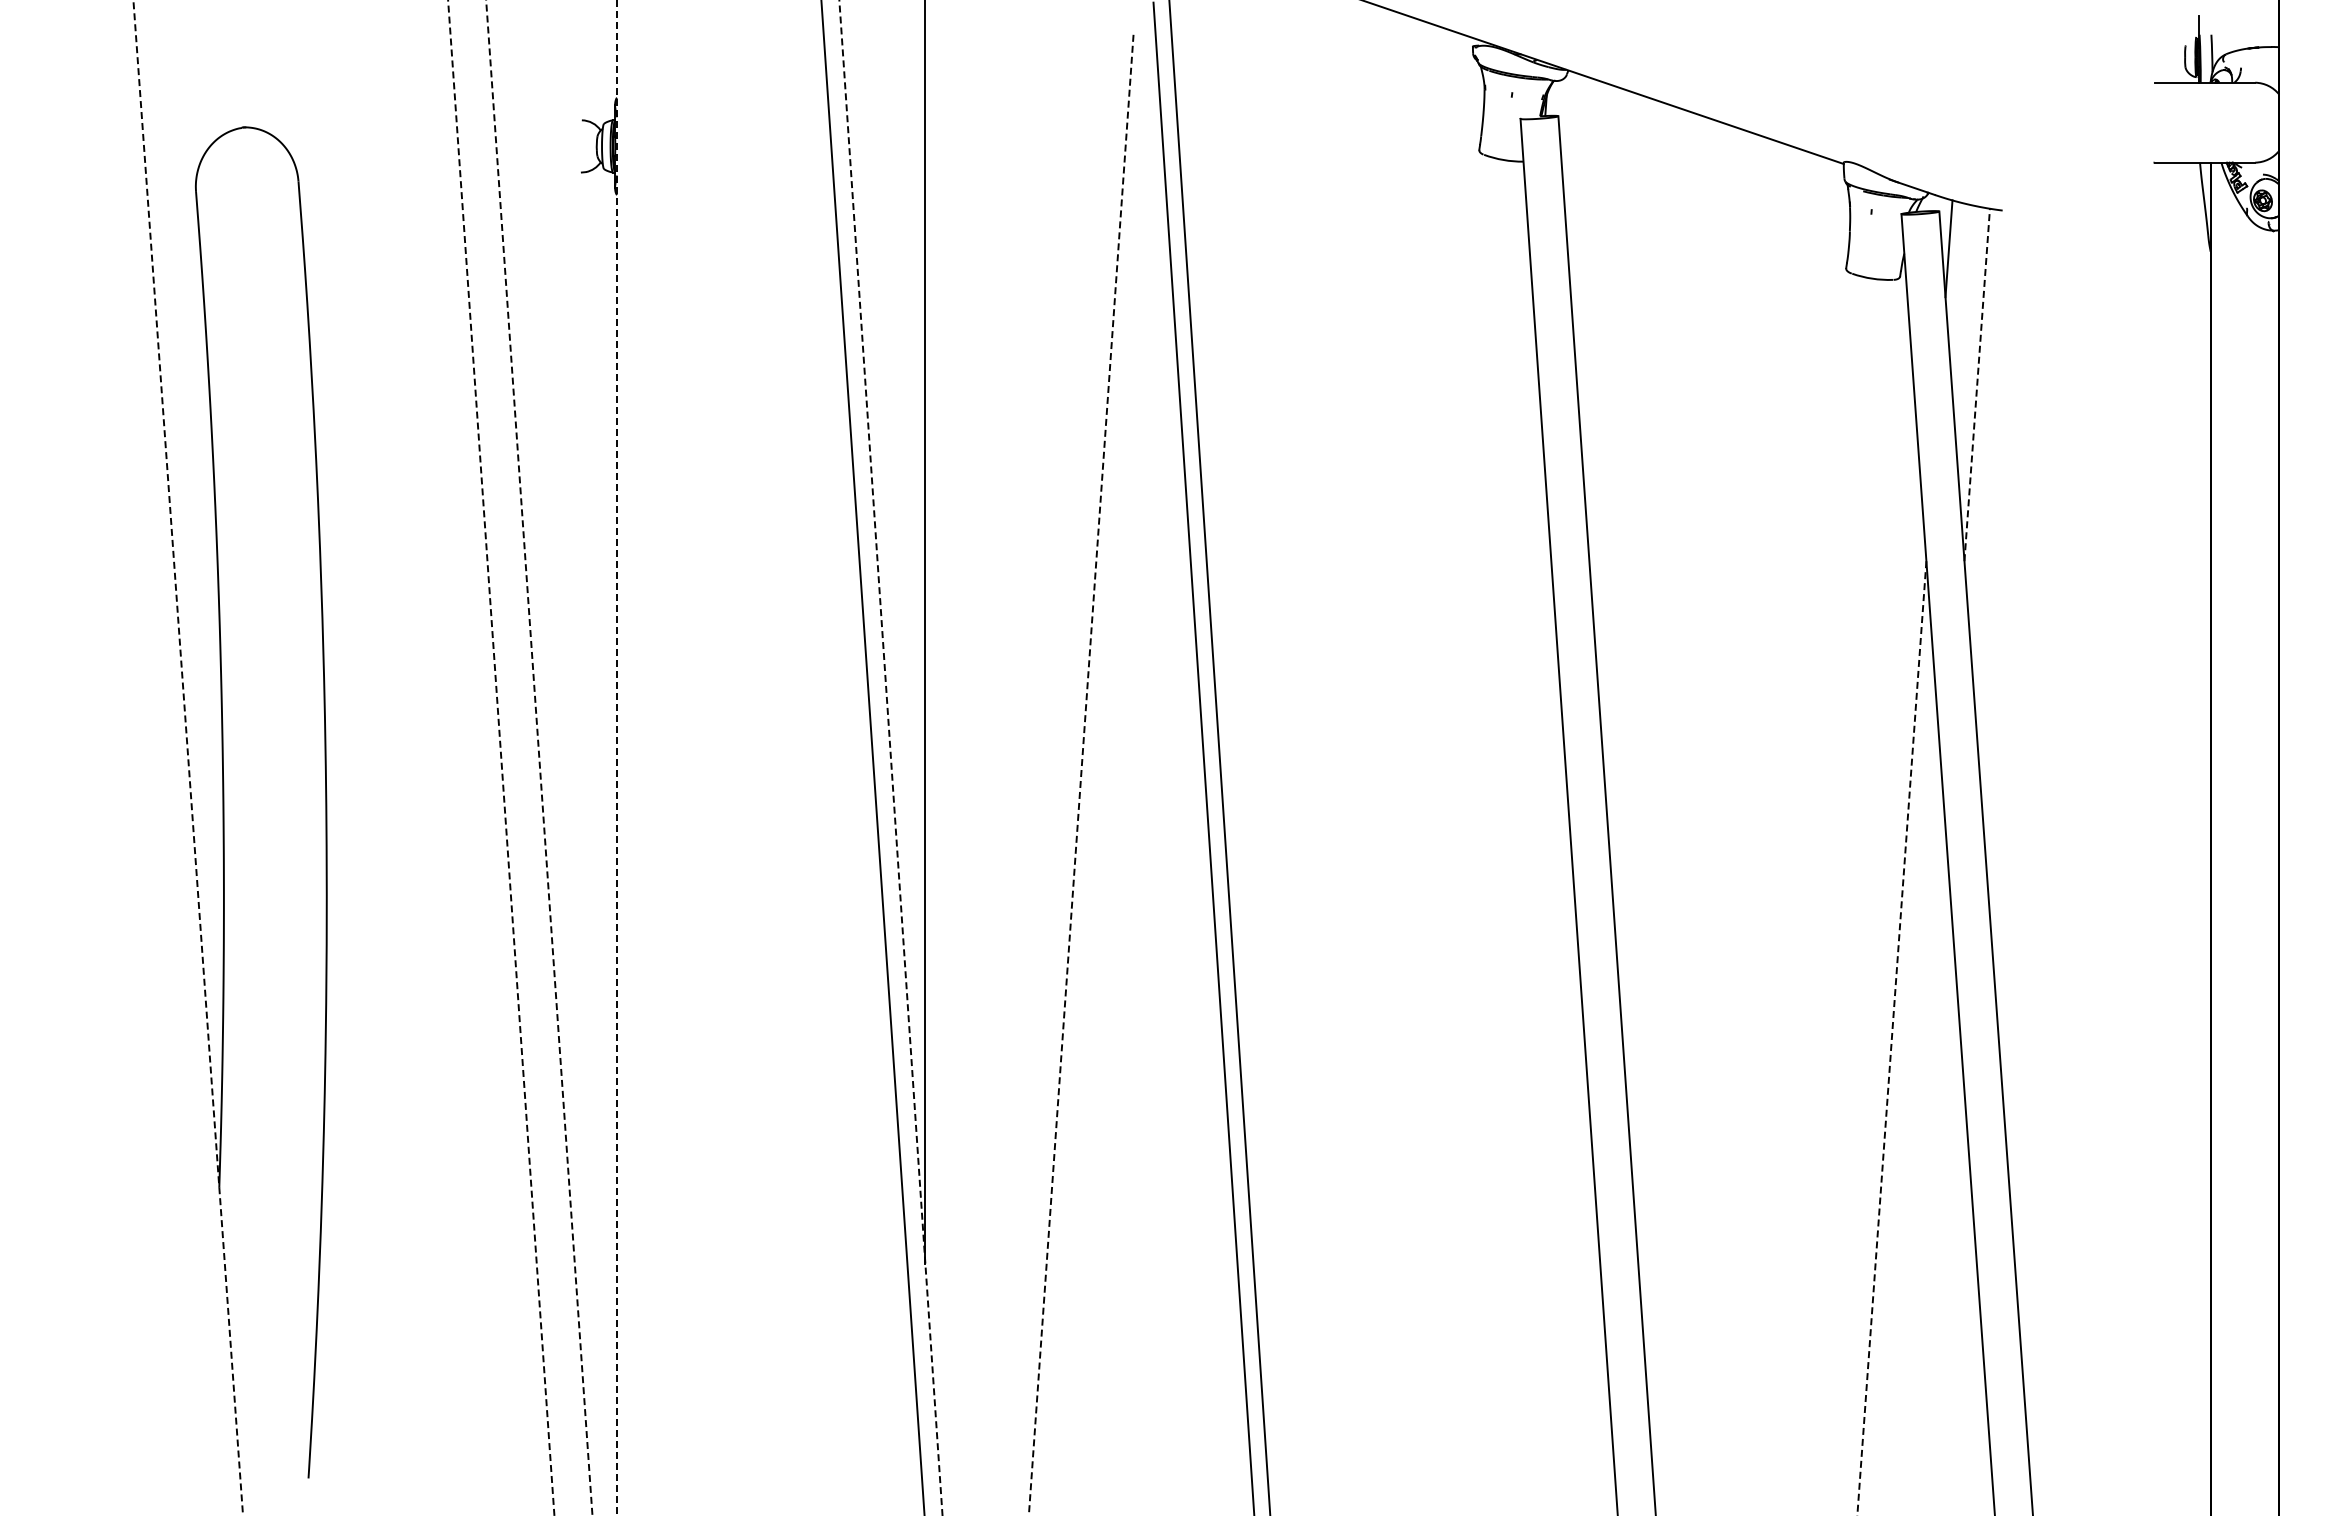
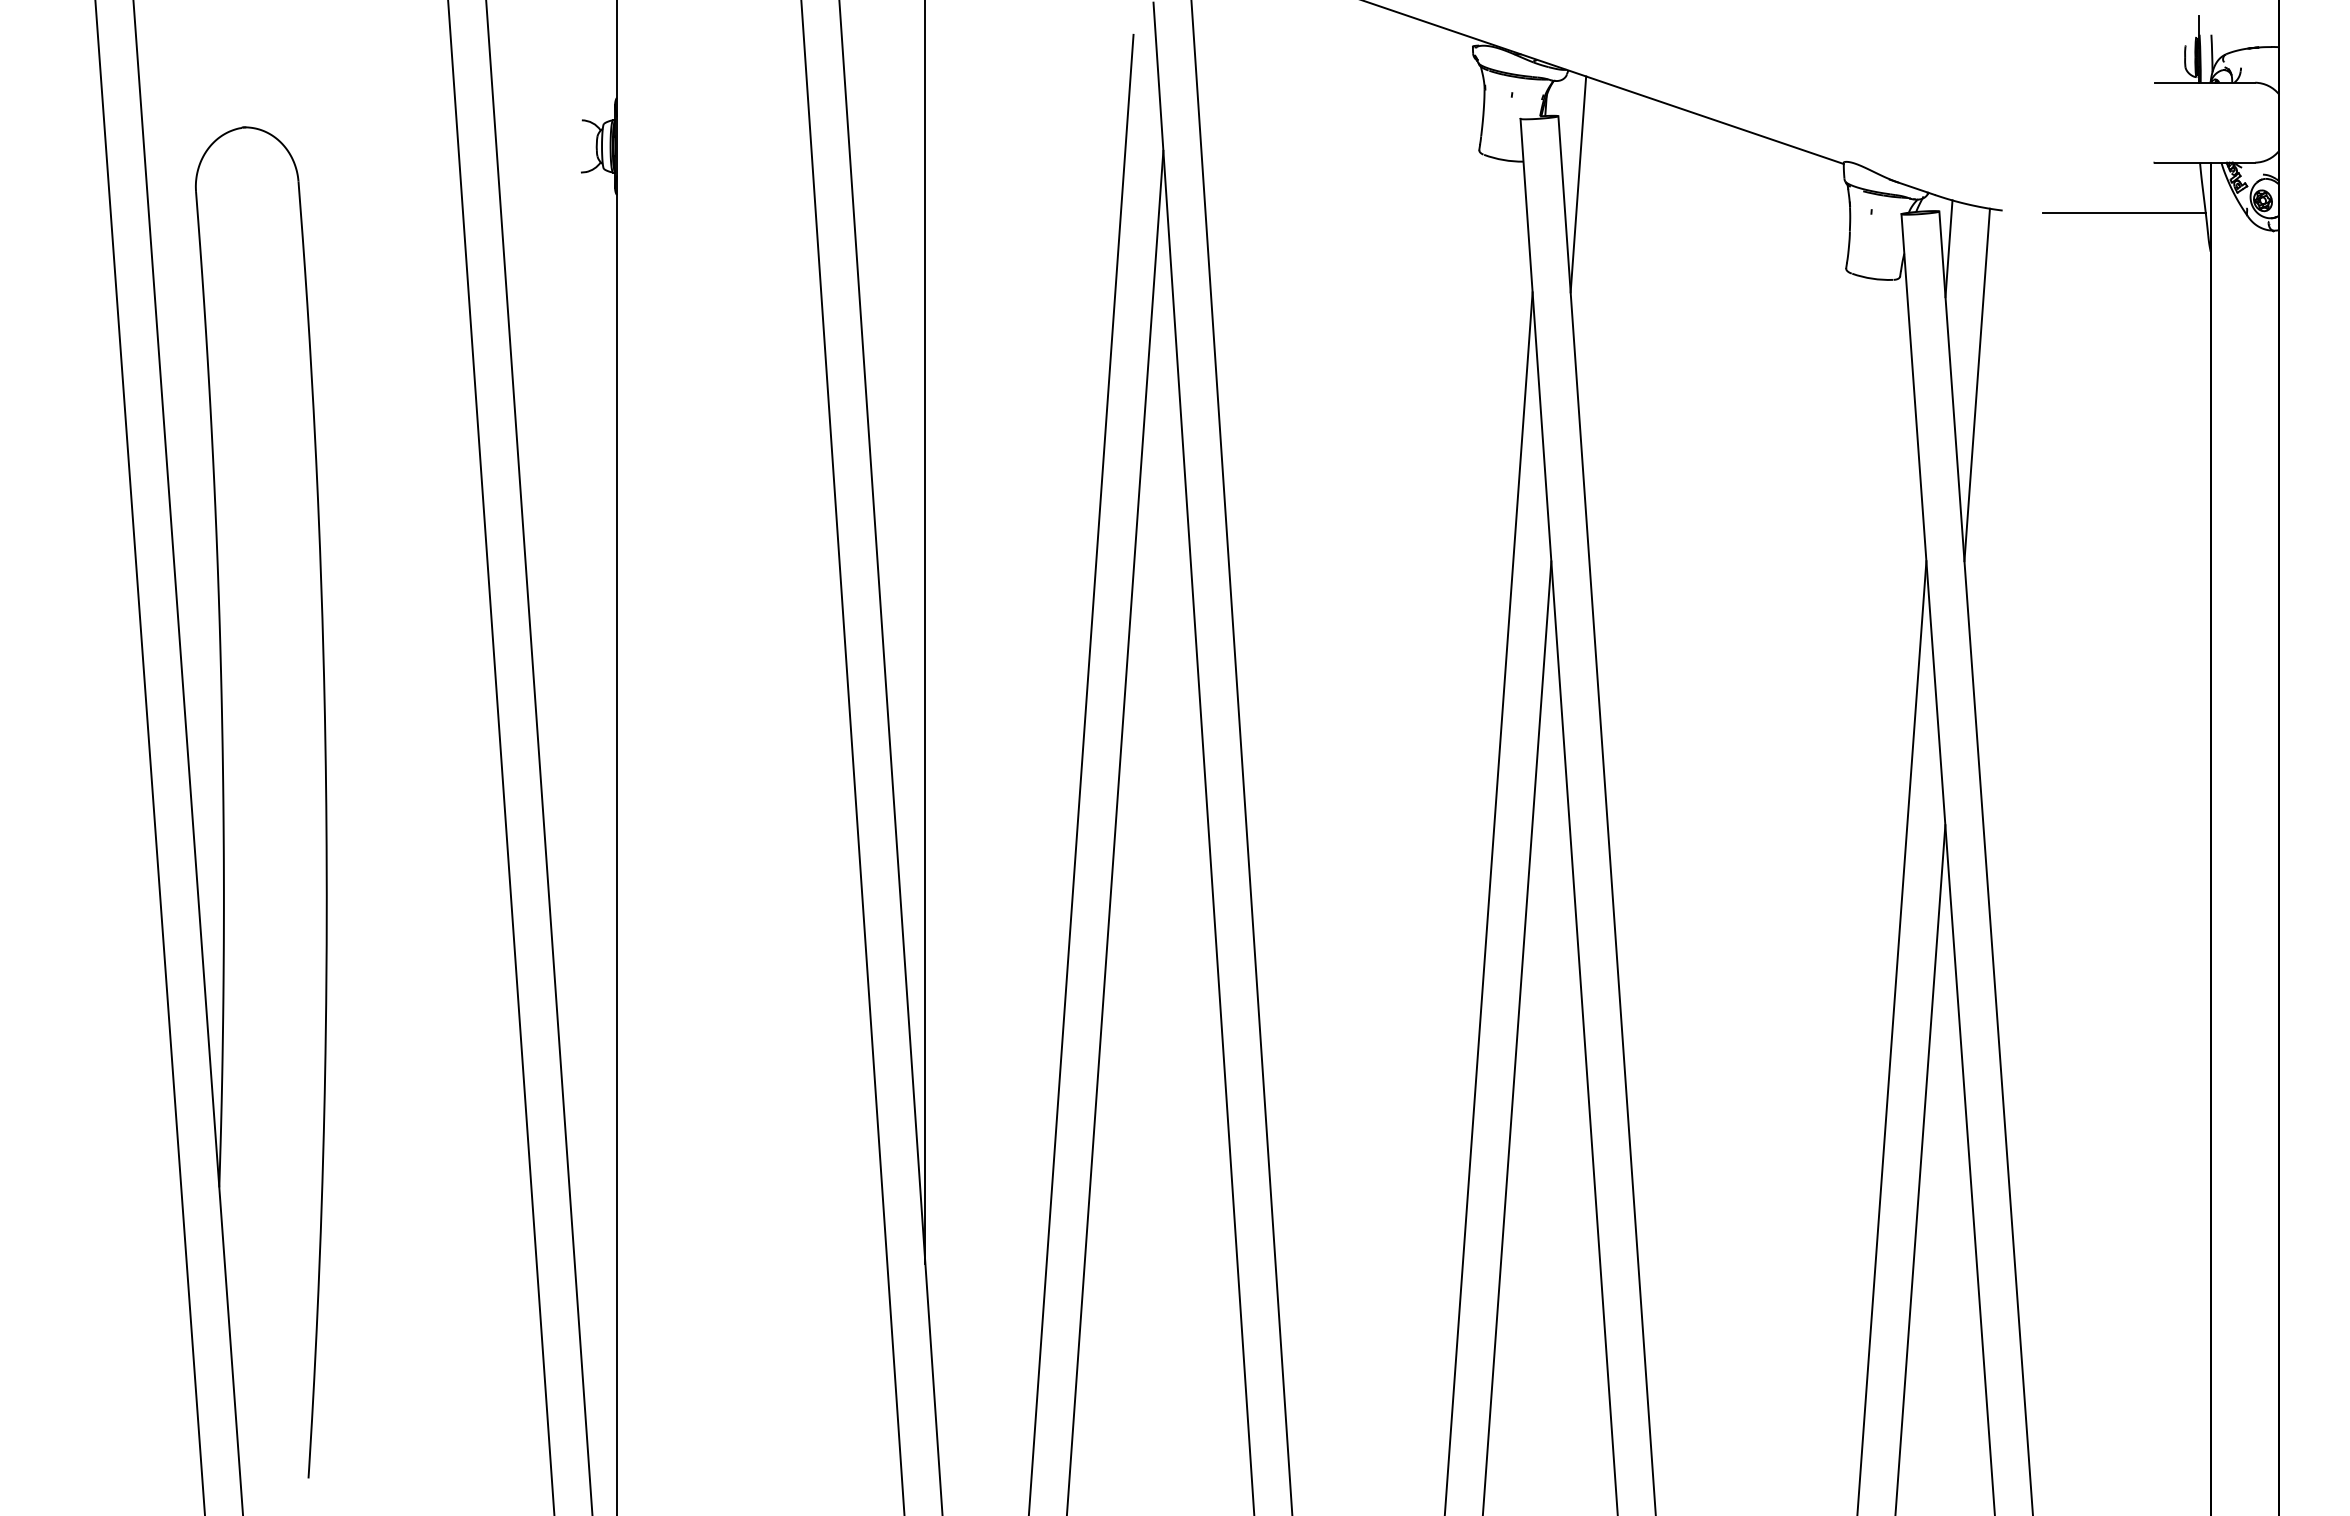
line: none -> present (1578, 184)
line: none -> present (2124, 213)
line: dashed -> solid (1977, 384)
line: none -> present (149, 757)
line: dashed -> solid (188, 757)
line: dashed -> solid (539, 757)
line: dashed -> solid (617, 757)
line position: (872, 757) -> (852, 757) (852, 757)
line: dashed -> solid (890, 757)
line position: (1219, 757) -> (1241, 757) (1241, 757)
line: dashed -> solid (501, 758)
line: dashed -> solid (1081, 775)
line: none -> present (1115, 831)
line: none -> present (1488, 902)
line: none -> present (1517, 1036)
line: dashed -> solid (1891, 1038)
line: none -> present (1920, 1168)
